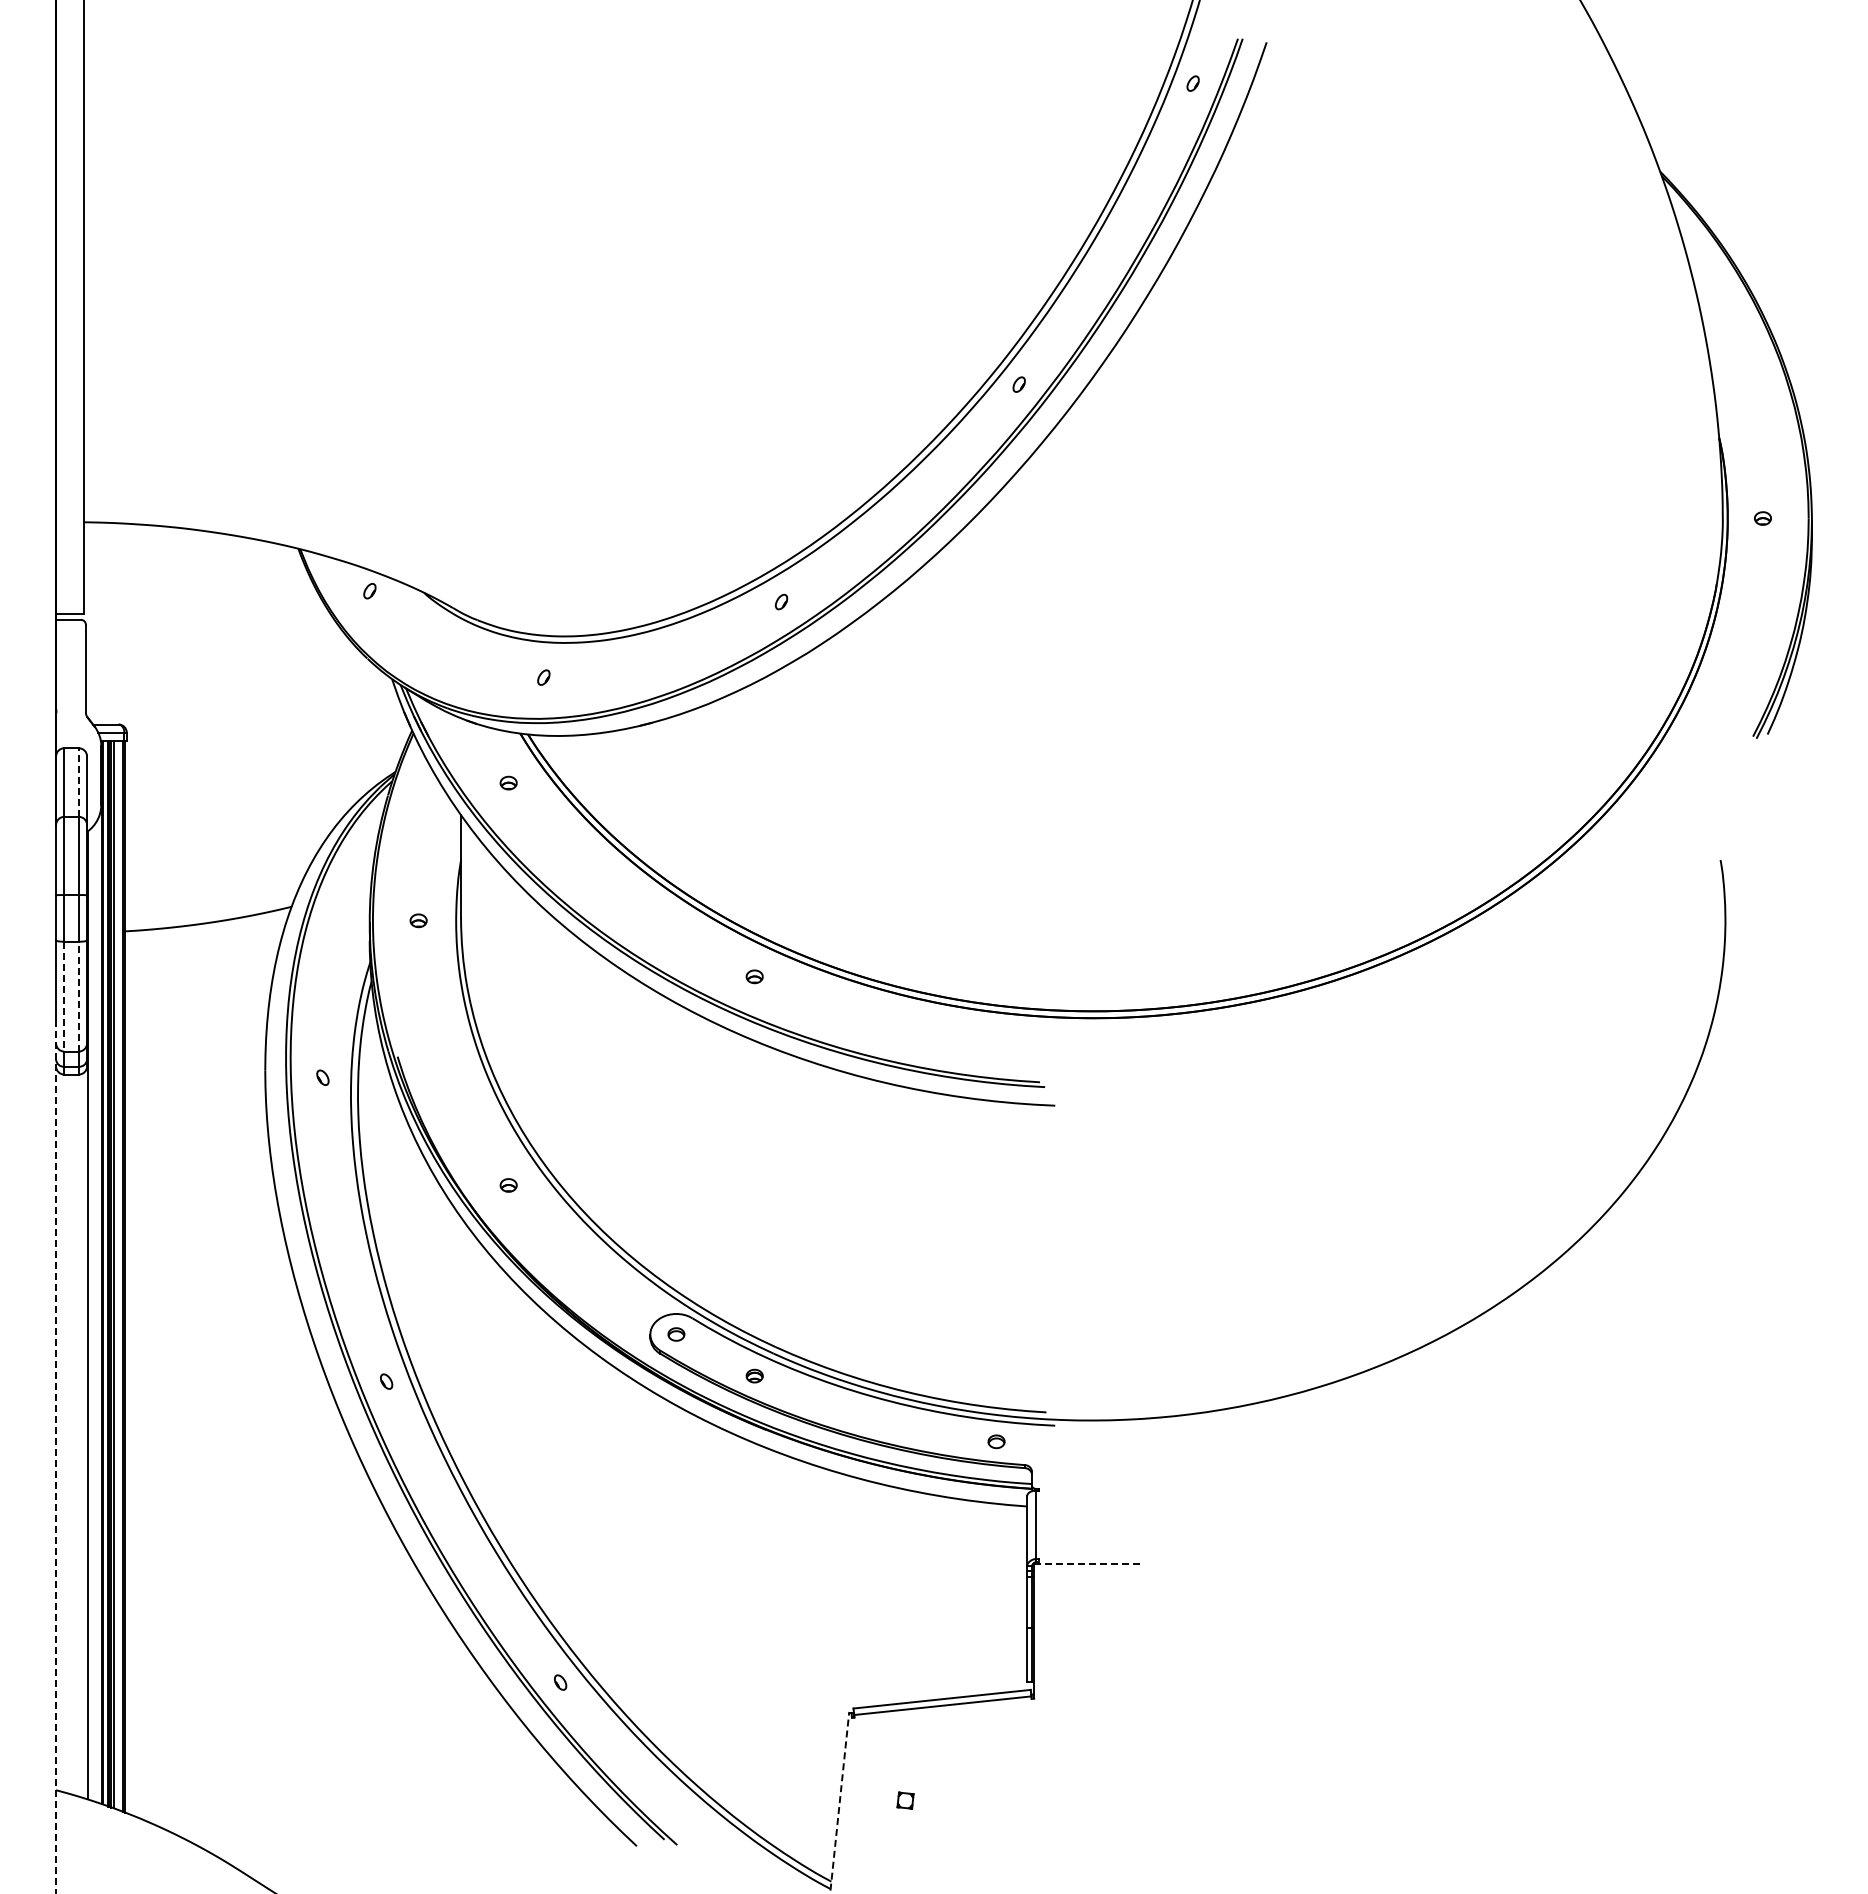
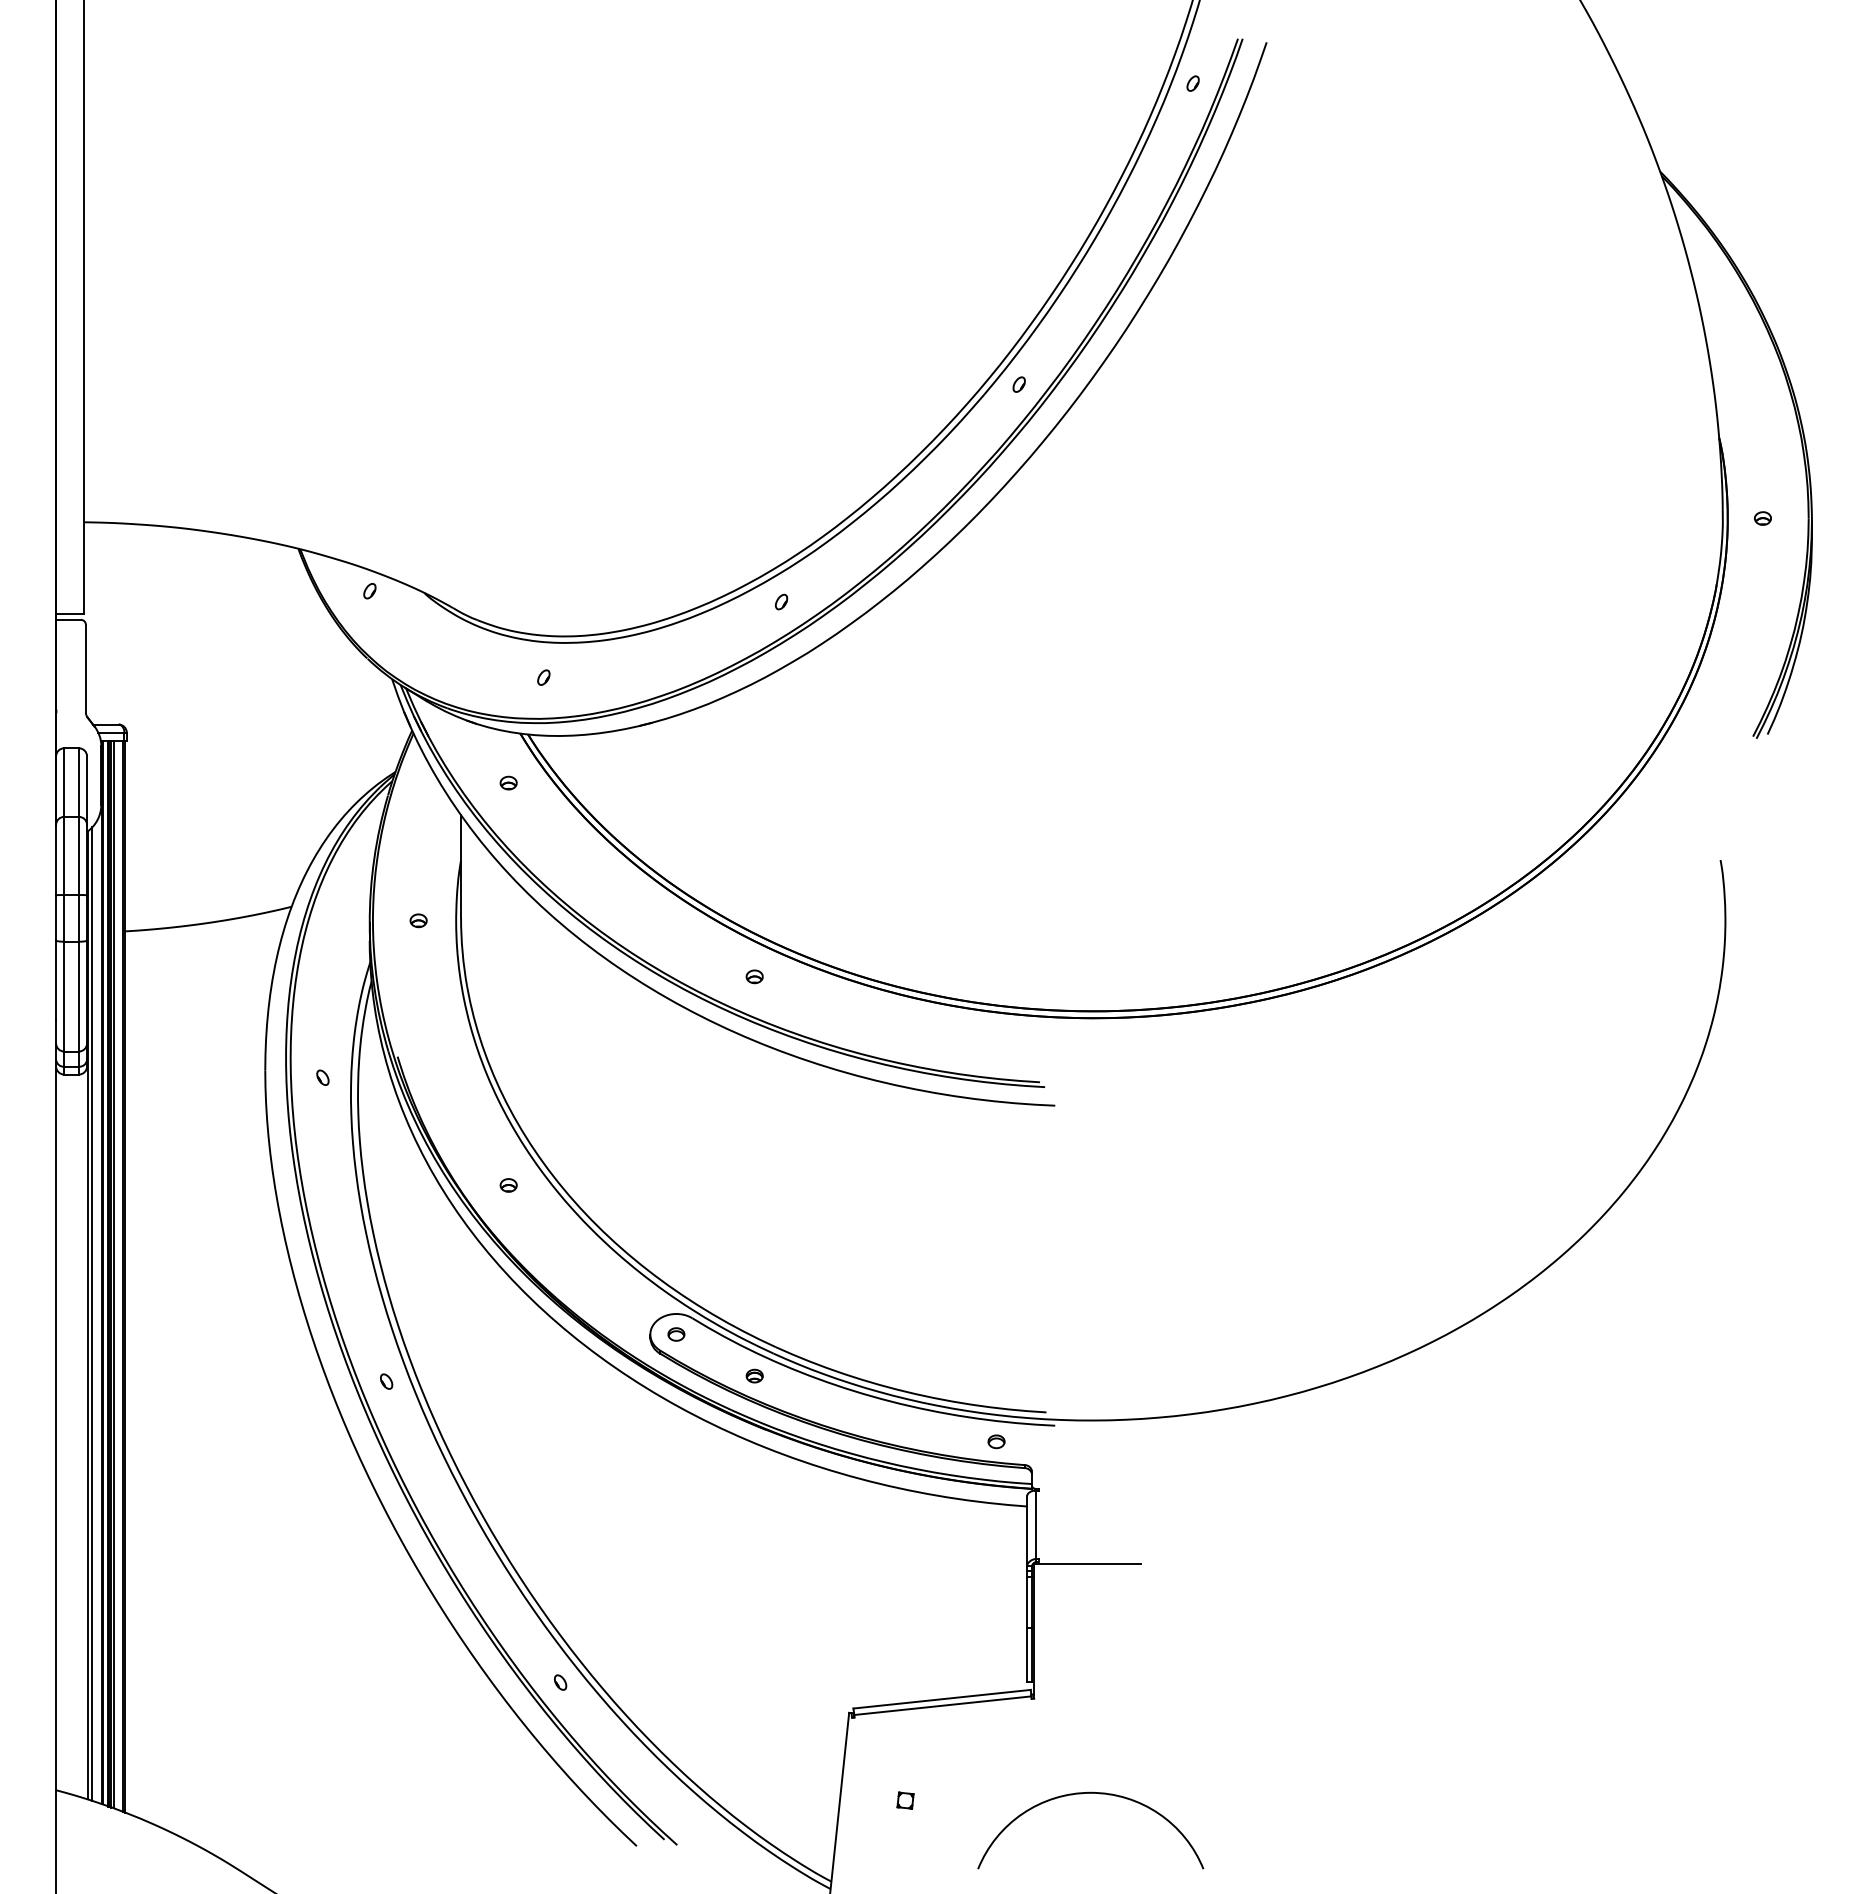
line: dashed -> solid (78, 782)
line: dashed -> solid (64, 996)
line: dashed -> solid (78, 996)
line: none -> present (92, 1313)
line: dashed -> solid (56, 1457)
line: dashed -> solid (1087, 1563)
arc: none -> present (1082, 1794)
line: dashed -> solid (839, 1803)
